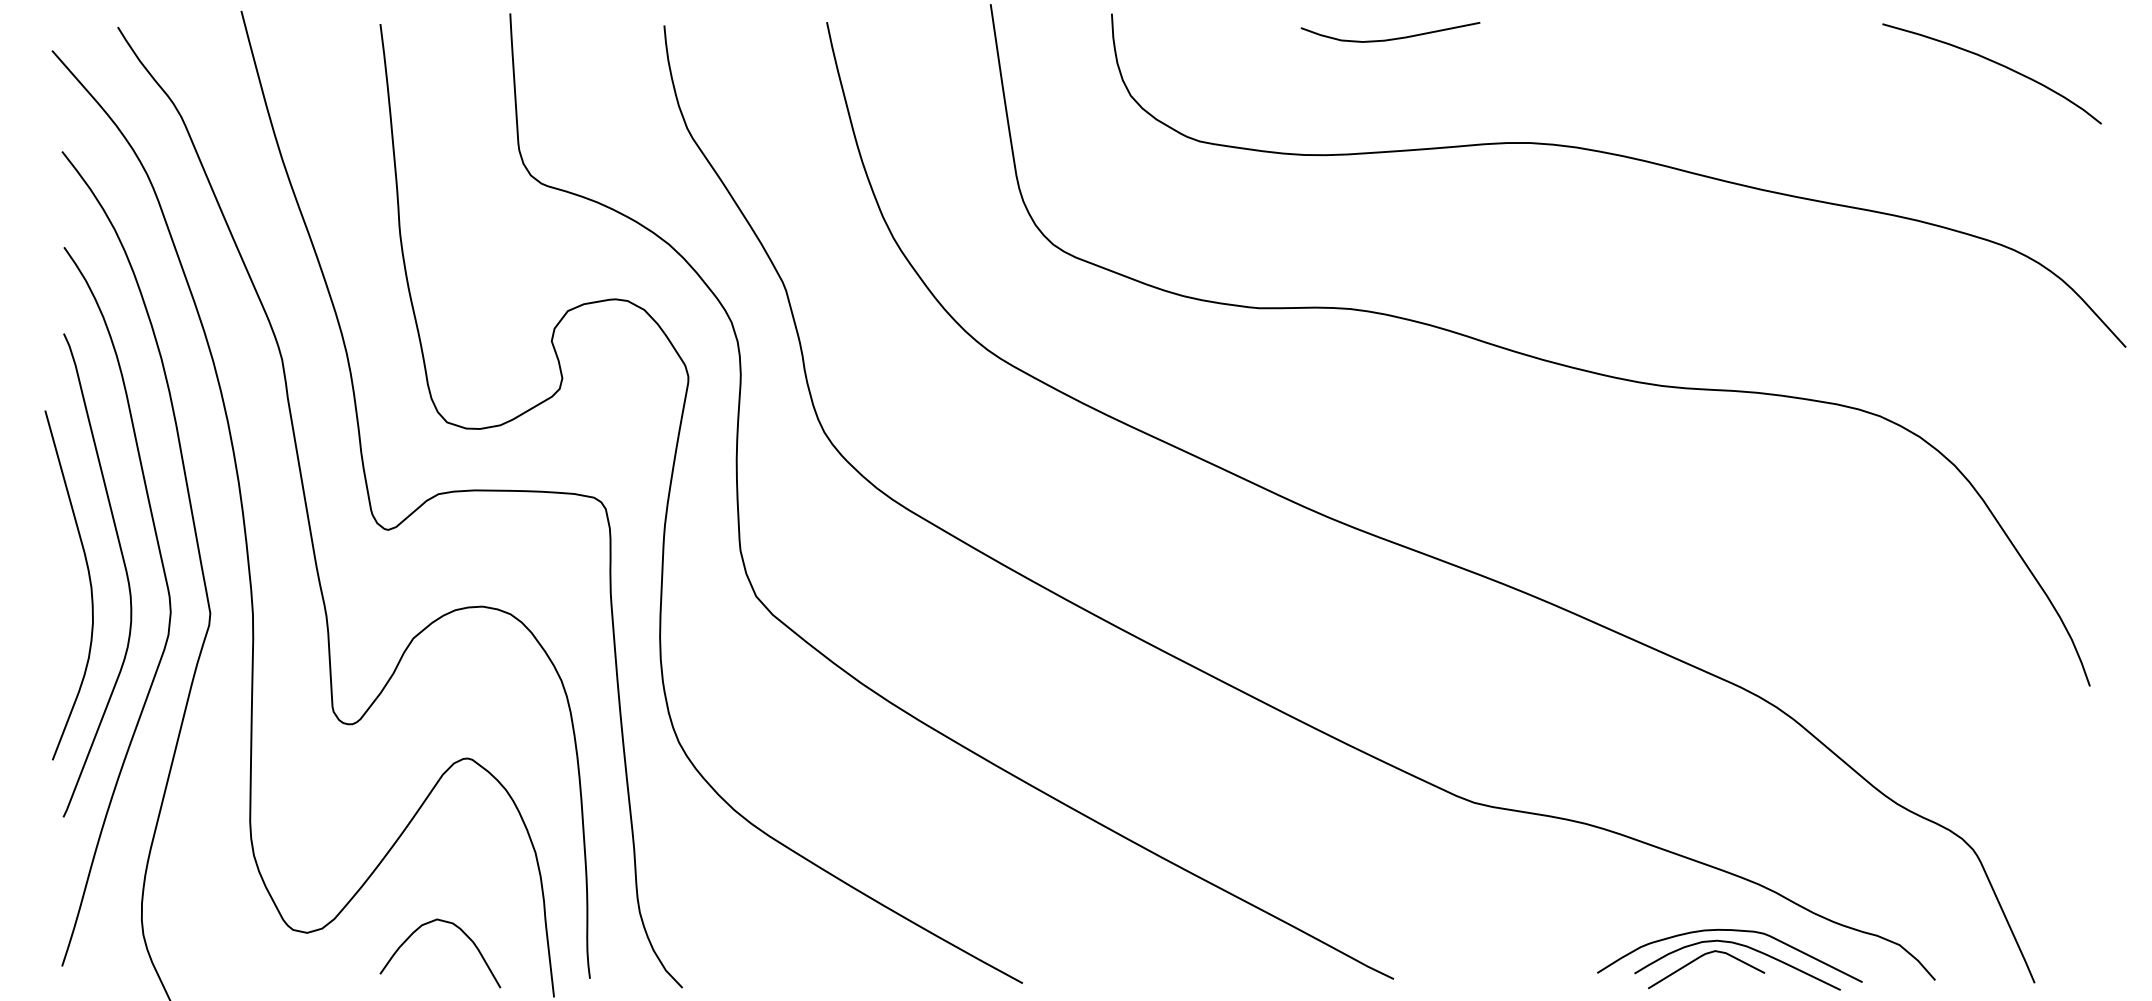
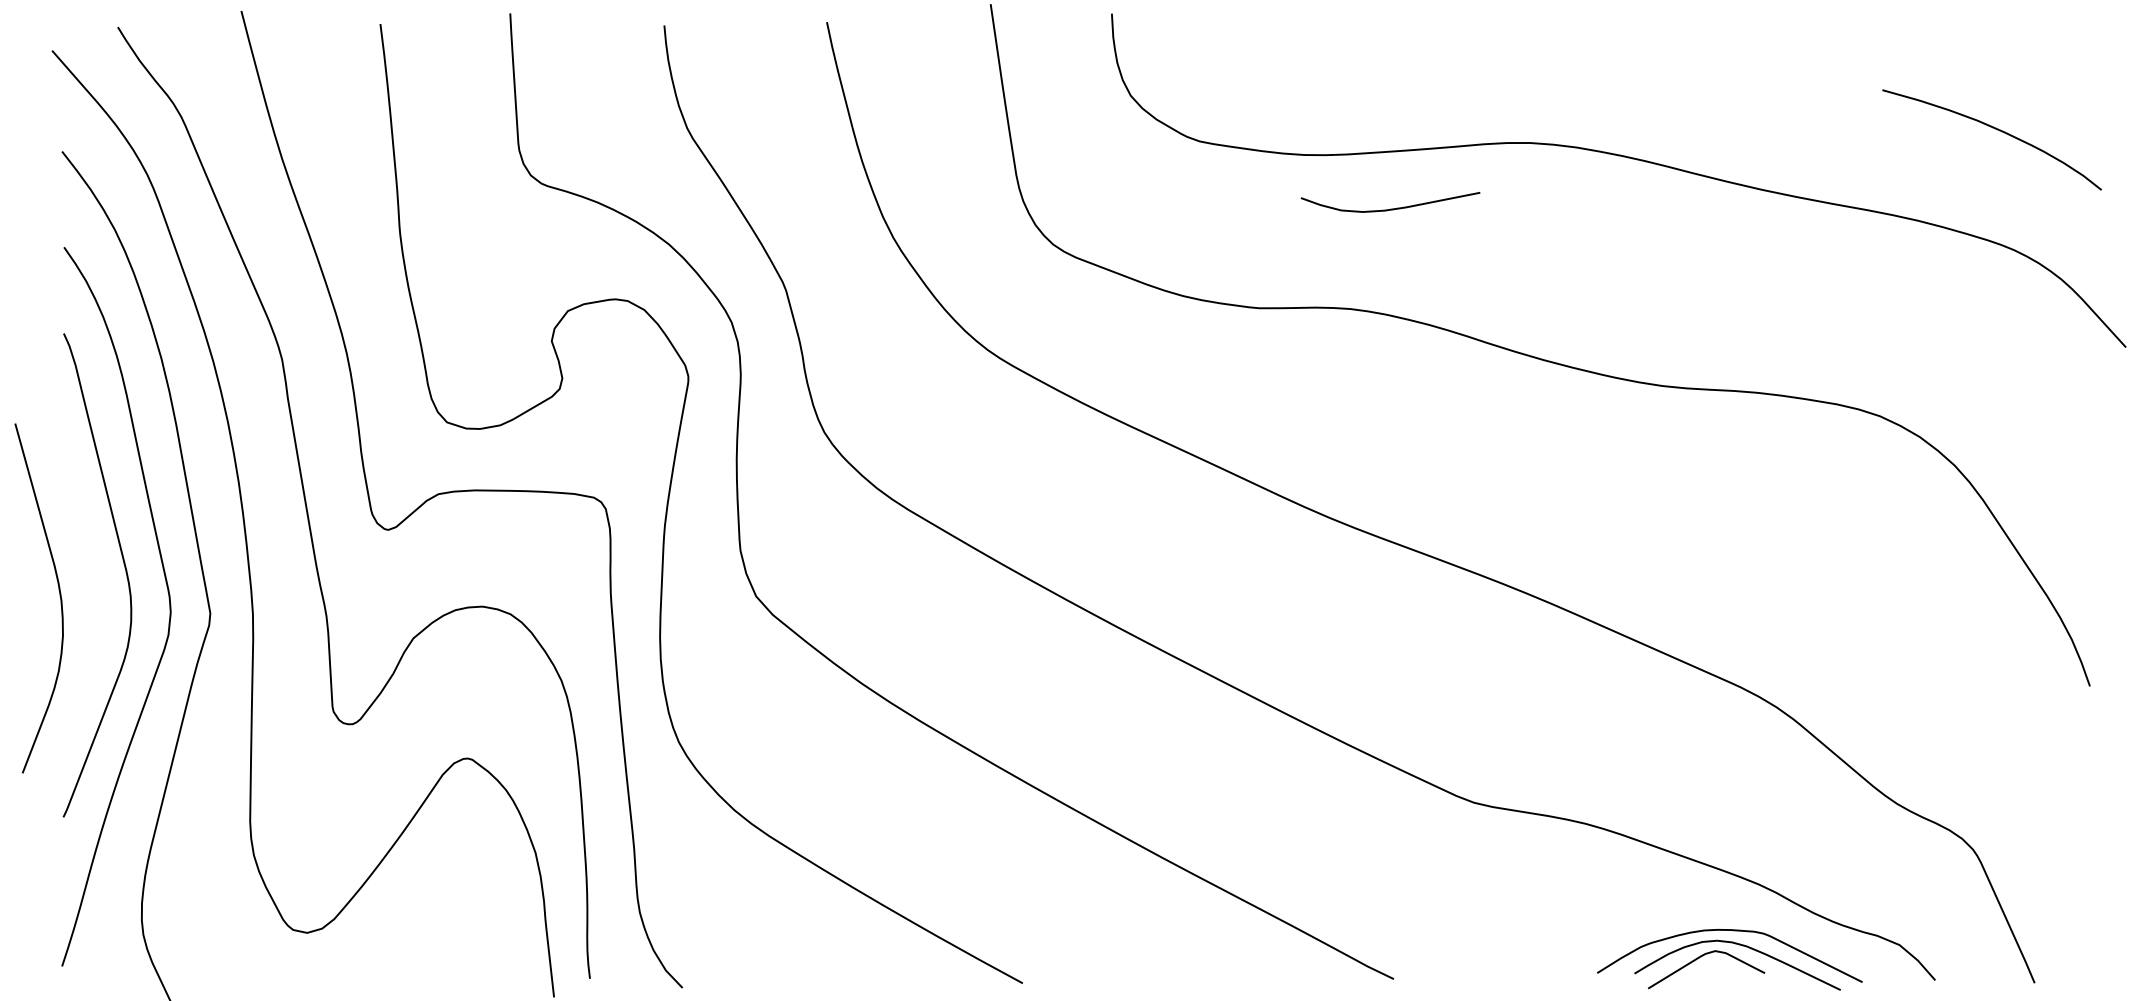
curve position: (1390, 38) -> (1390, 208) (1390, 208)
curve position: (1995, 63) -> (1995, 129) (1995, 129)
curve position: (89, 583) -> (59, 596) (59, 596)
curve: present -> none (461, 931)
